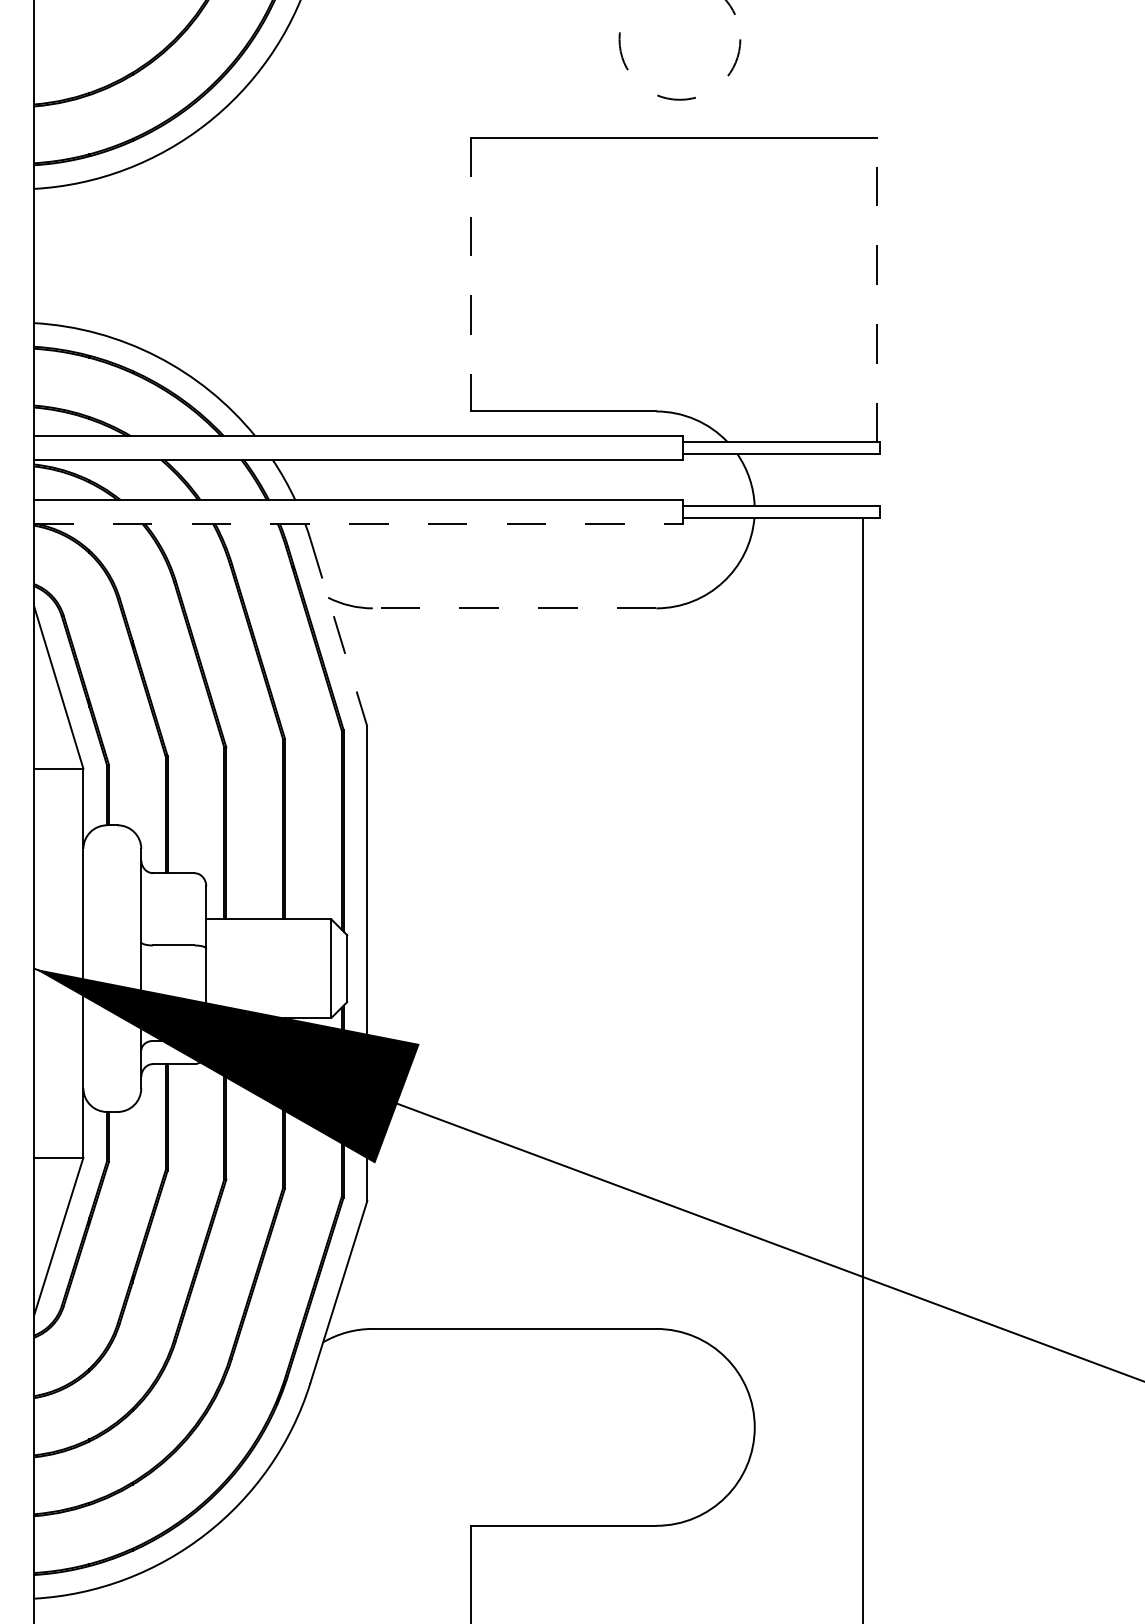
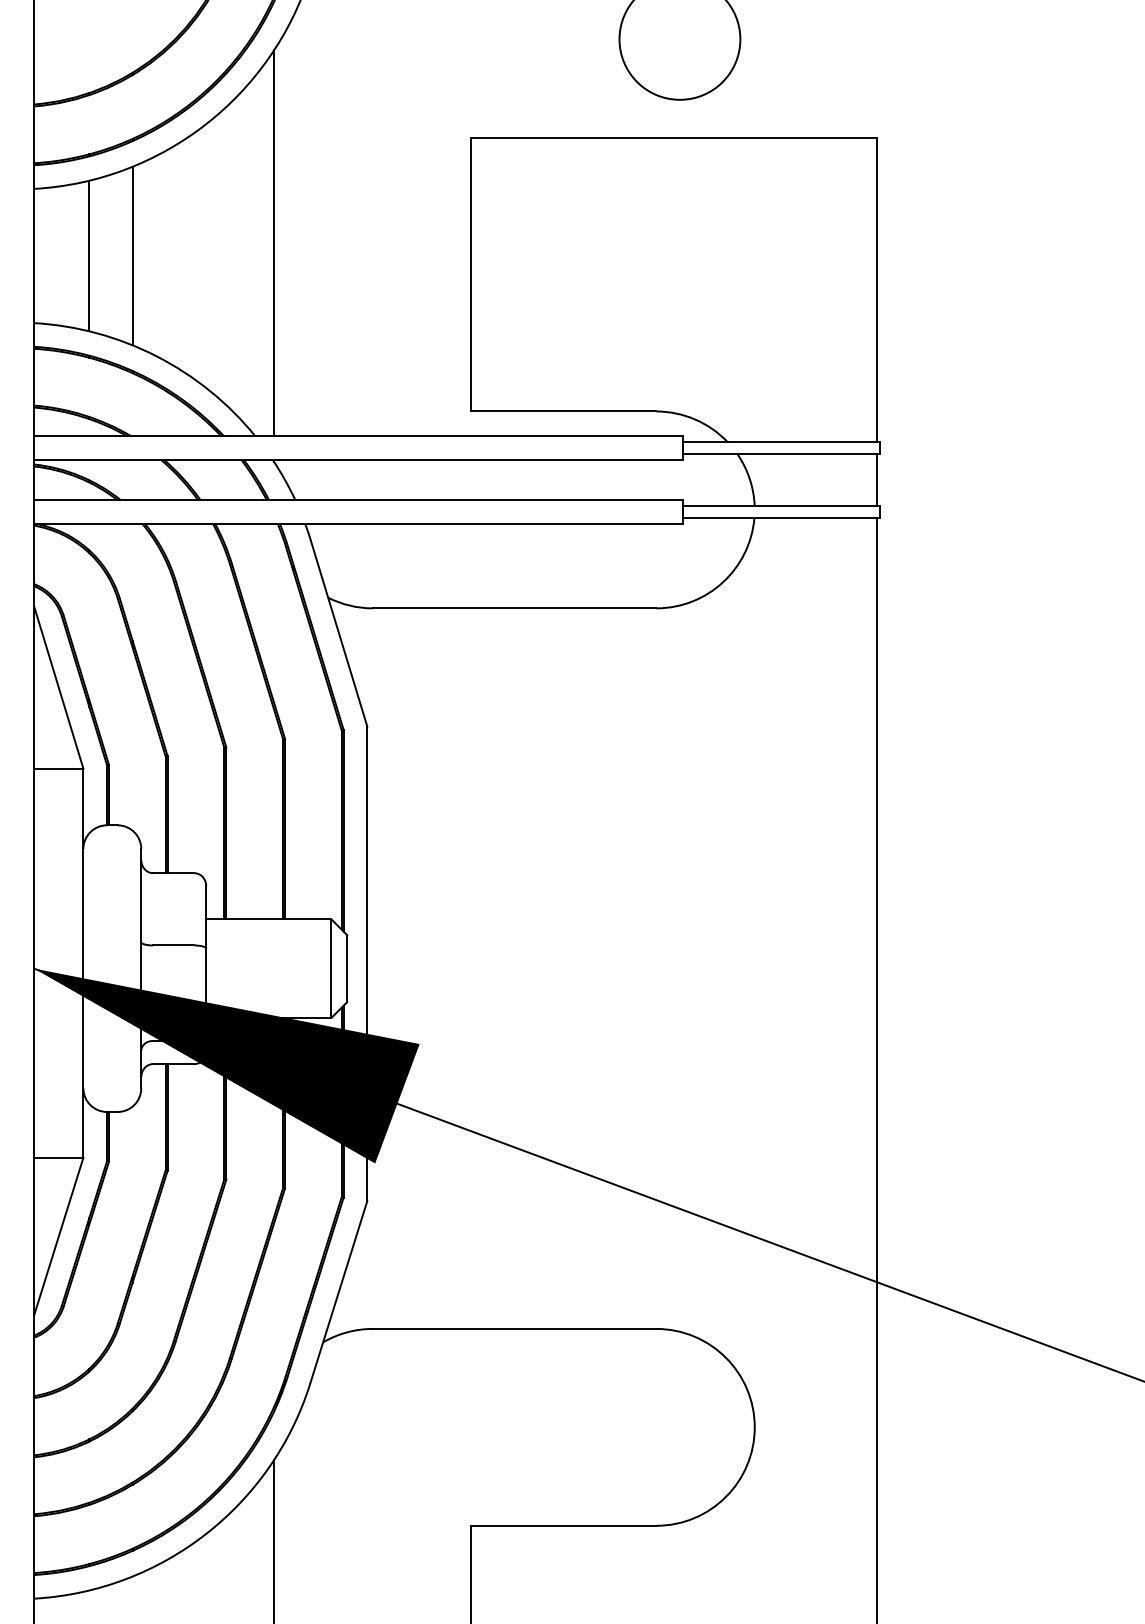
circle: dashed -> solid (679, 49)
line: none -> present (274, 242)
line: none -> present (89, 255)
line: none -> present (132, 255)
line: dashed -> solid (471, 274)
line: dashed -> solid (876, 289)
line: none -> present (876, 480)
line: dashed -> solid (358, 523)
line: dashed -> solid (514, 608)
line: dashed -> solid (339, 634)
line position: (862, 1068) -> (876, 1068) (876, 1068)
line: none -> present (274, 1539)
